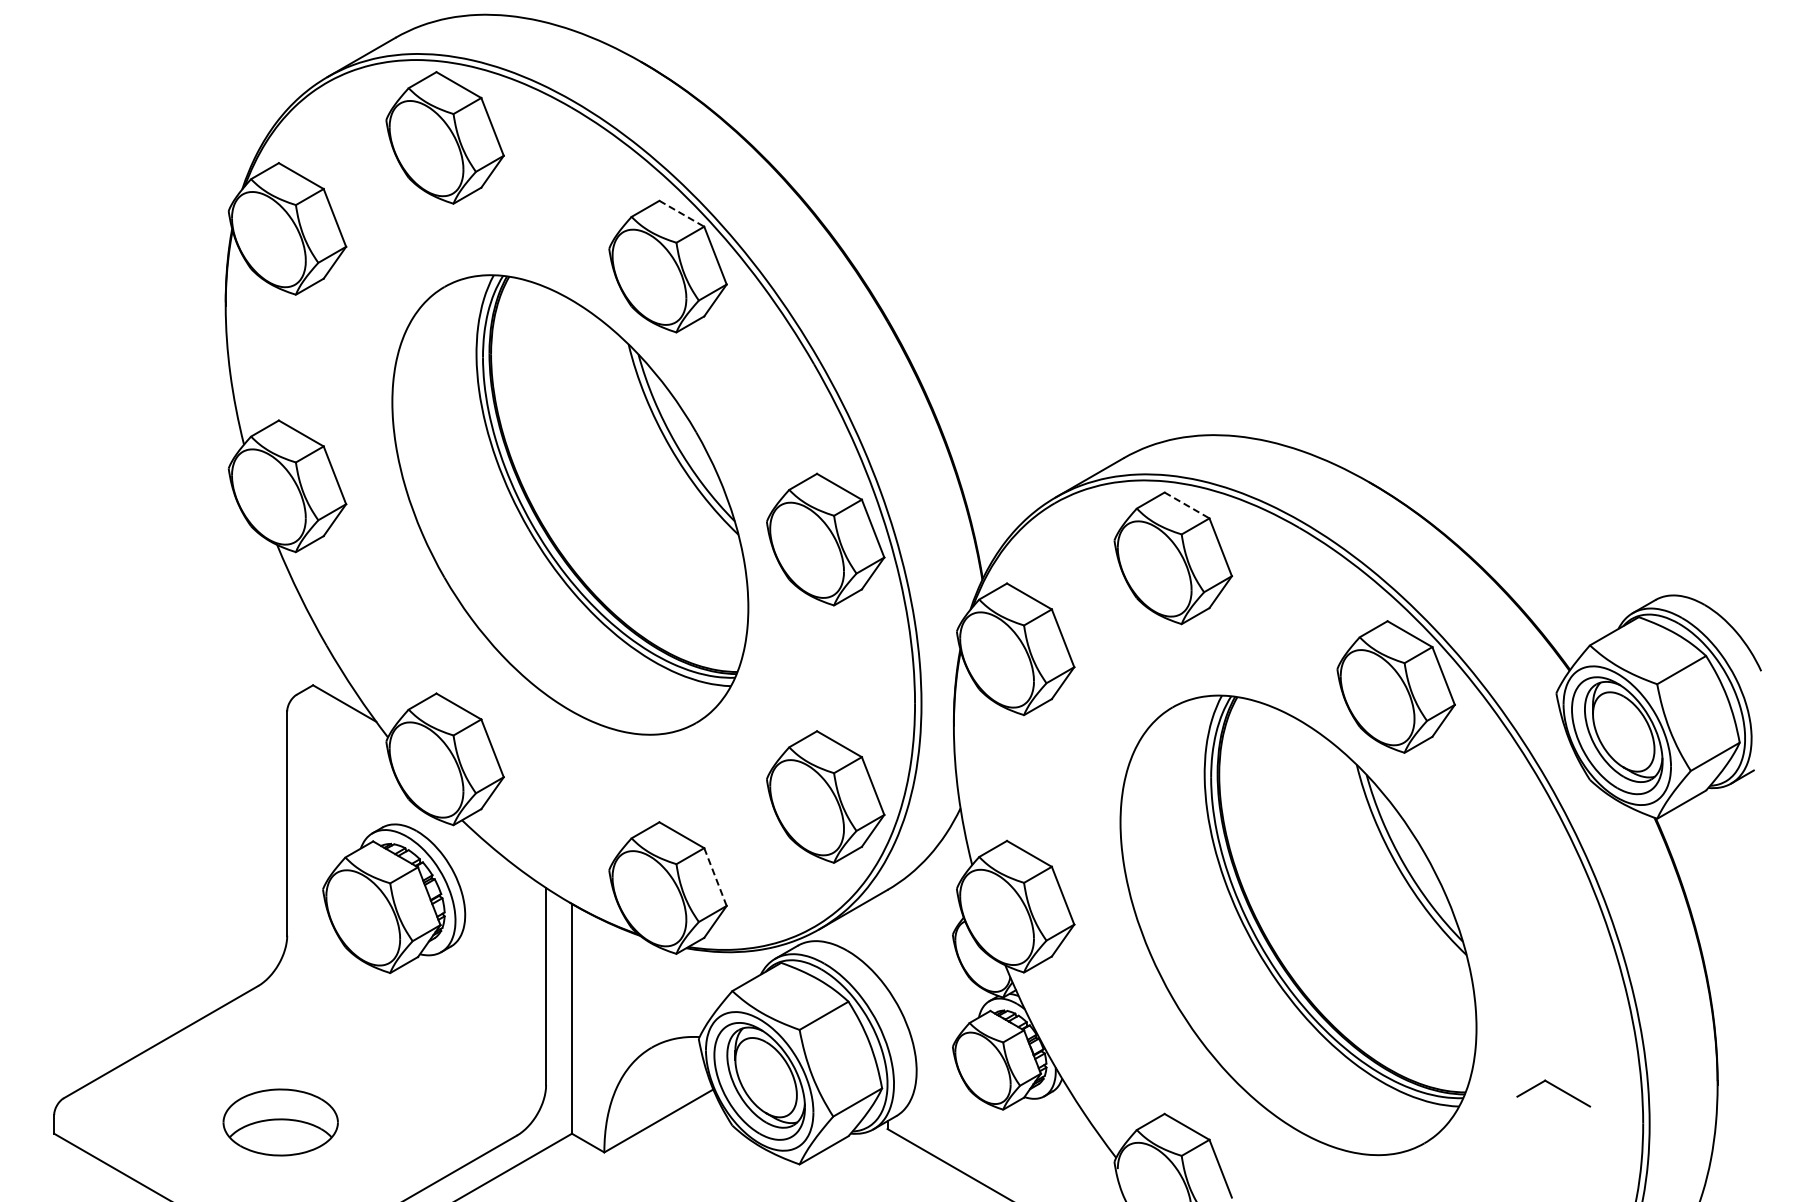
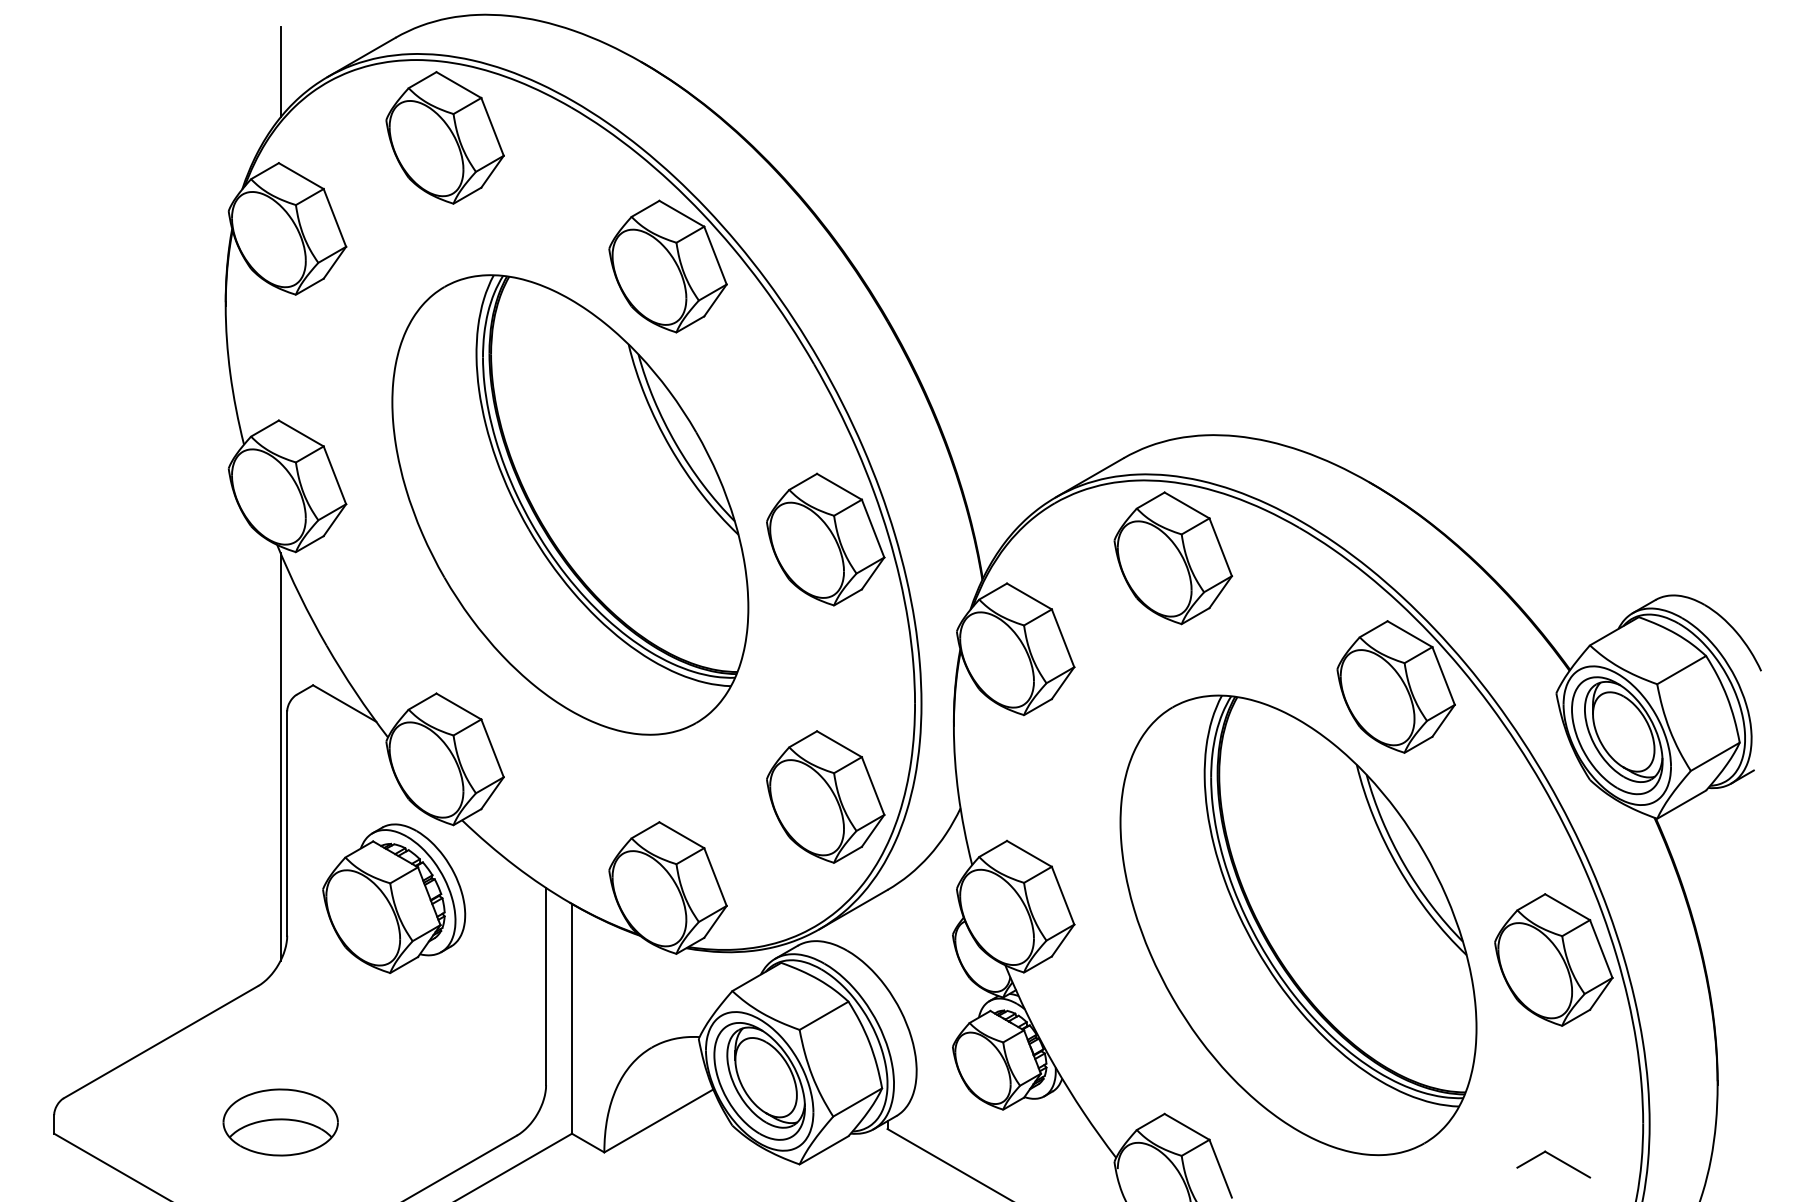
line: none -> present (280, 72)
line: dashed -> solid (681, 213)
line: dashed -> solid (1187, 505)
line: none -> present (280, 756)
line: dashed -> solid (715, 877)
part: none -> present (1553, 959)
part position: (1553, 1093) -> (1553, 1164) (1553, 1164)
